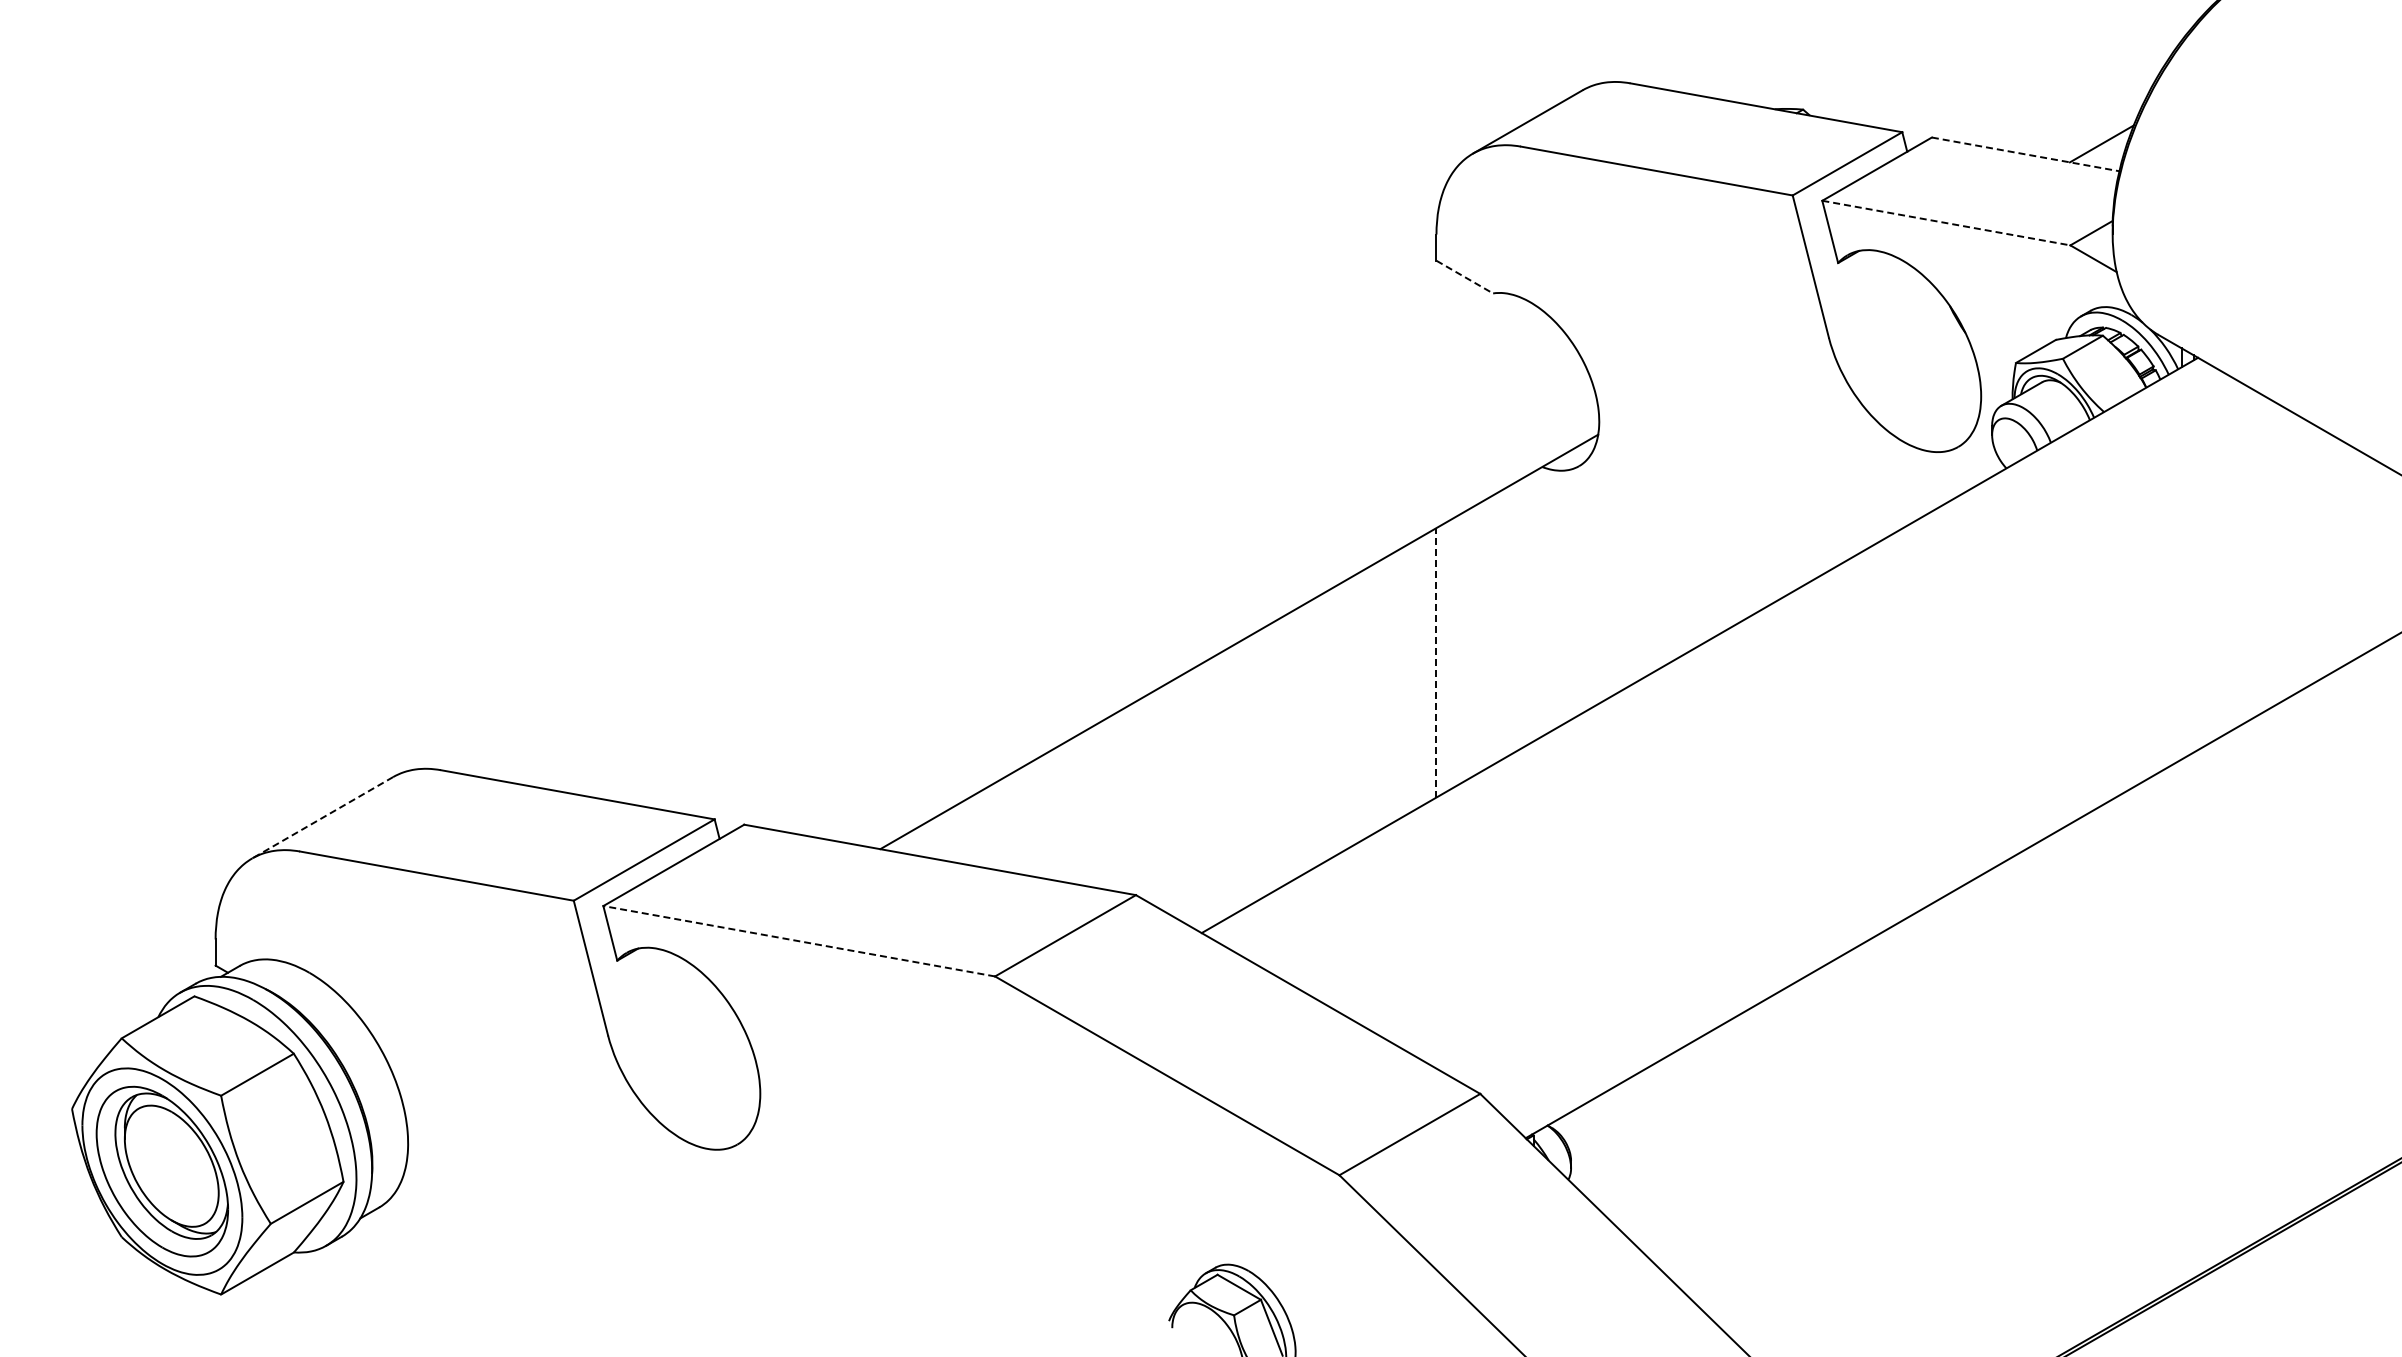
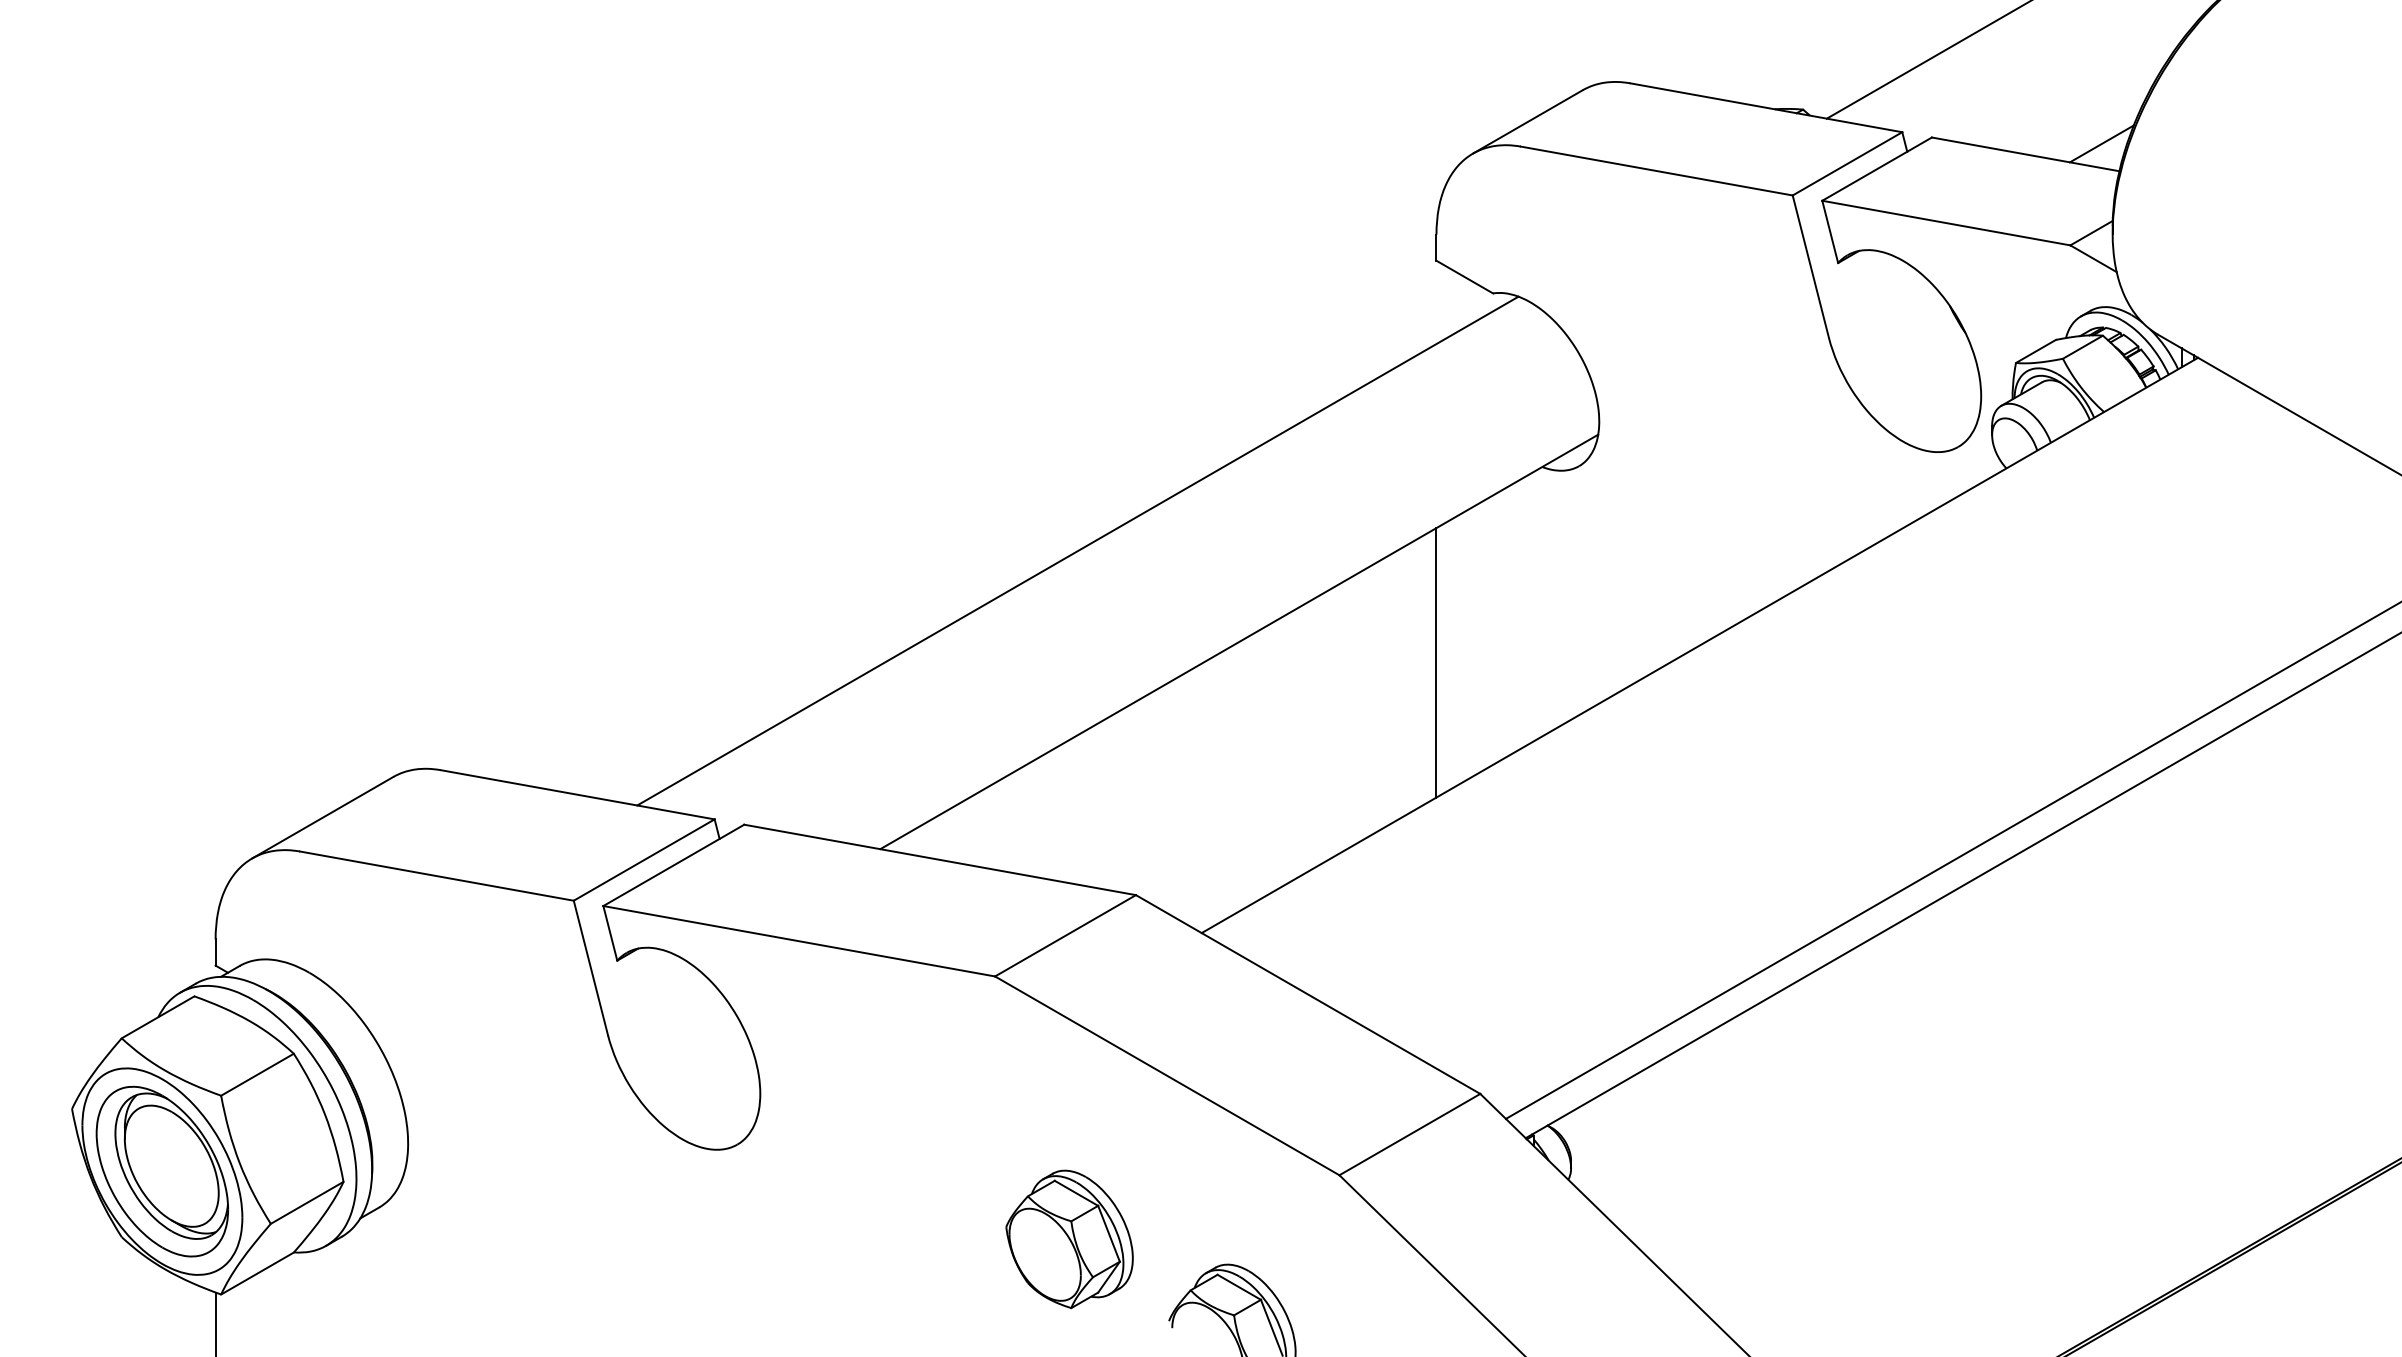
line: none -> present (1927, 60)
line: dashed -> solid (2026, 154)
line: dashed -> solid (1946, 223)
line: dashed -> solid (1464, 277)
line: none -> present (1077, 550)
line: dashed -> solid (1436, 662)
line: dashed -> solid (322, 818)
line: none -> present (1951, 860)
line: dashed -> solid (799, 941)
part: none -> present (1069, 1239)
line: none -> present (215, 1322)
